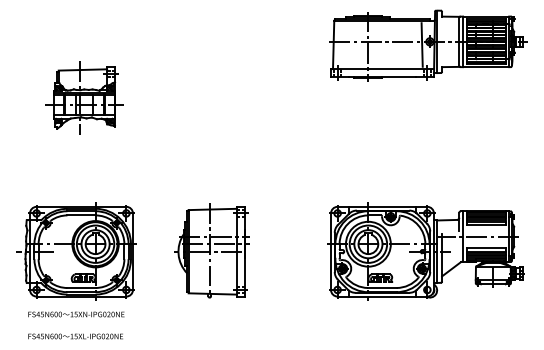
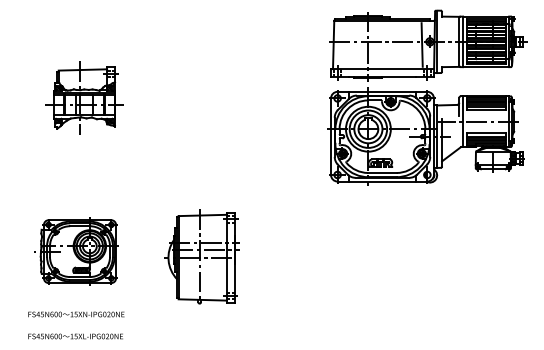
part position: (211, 250) -> (201, 256) (201, 256)
part size: 121x99 px -> 85x69 px (76, 251)
part position: (425, 251) -> (425, 136) (425, 136)
